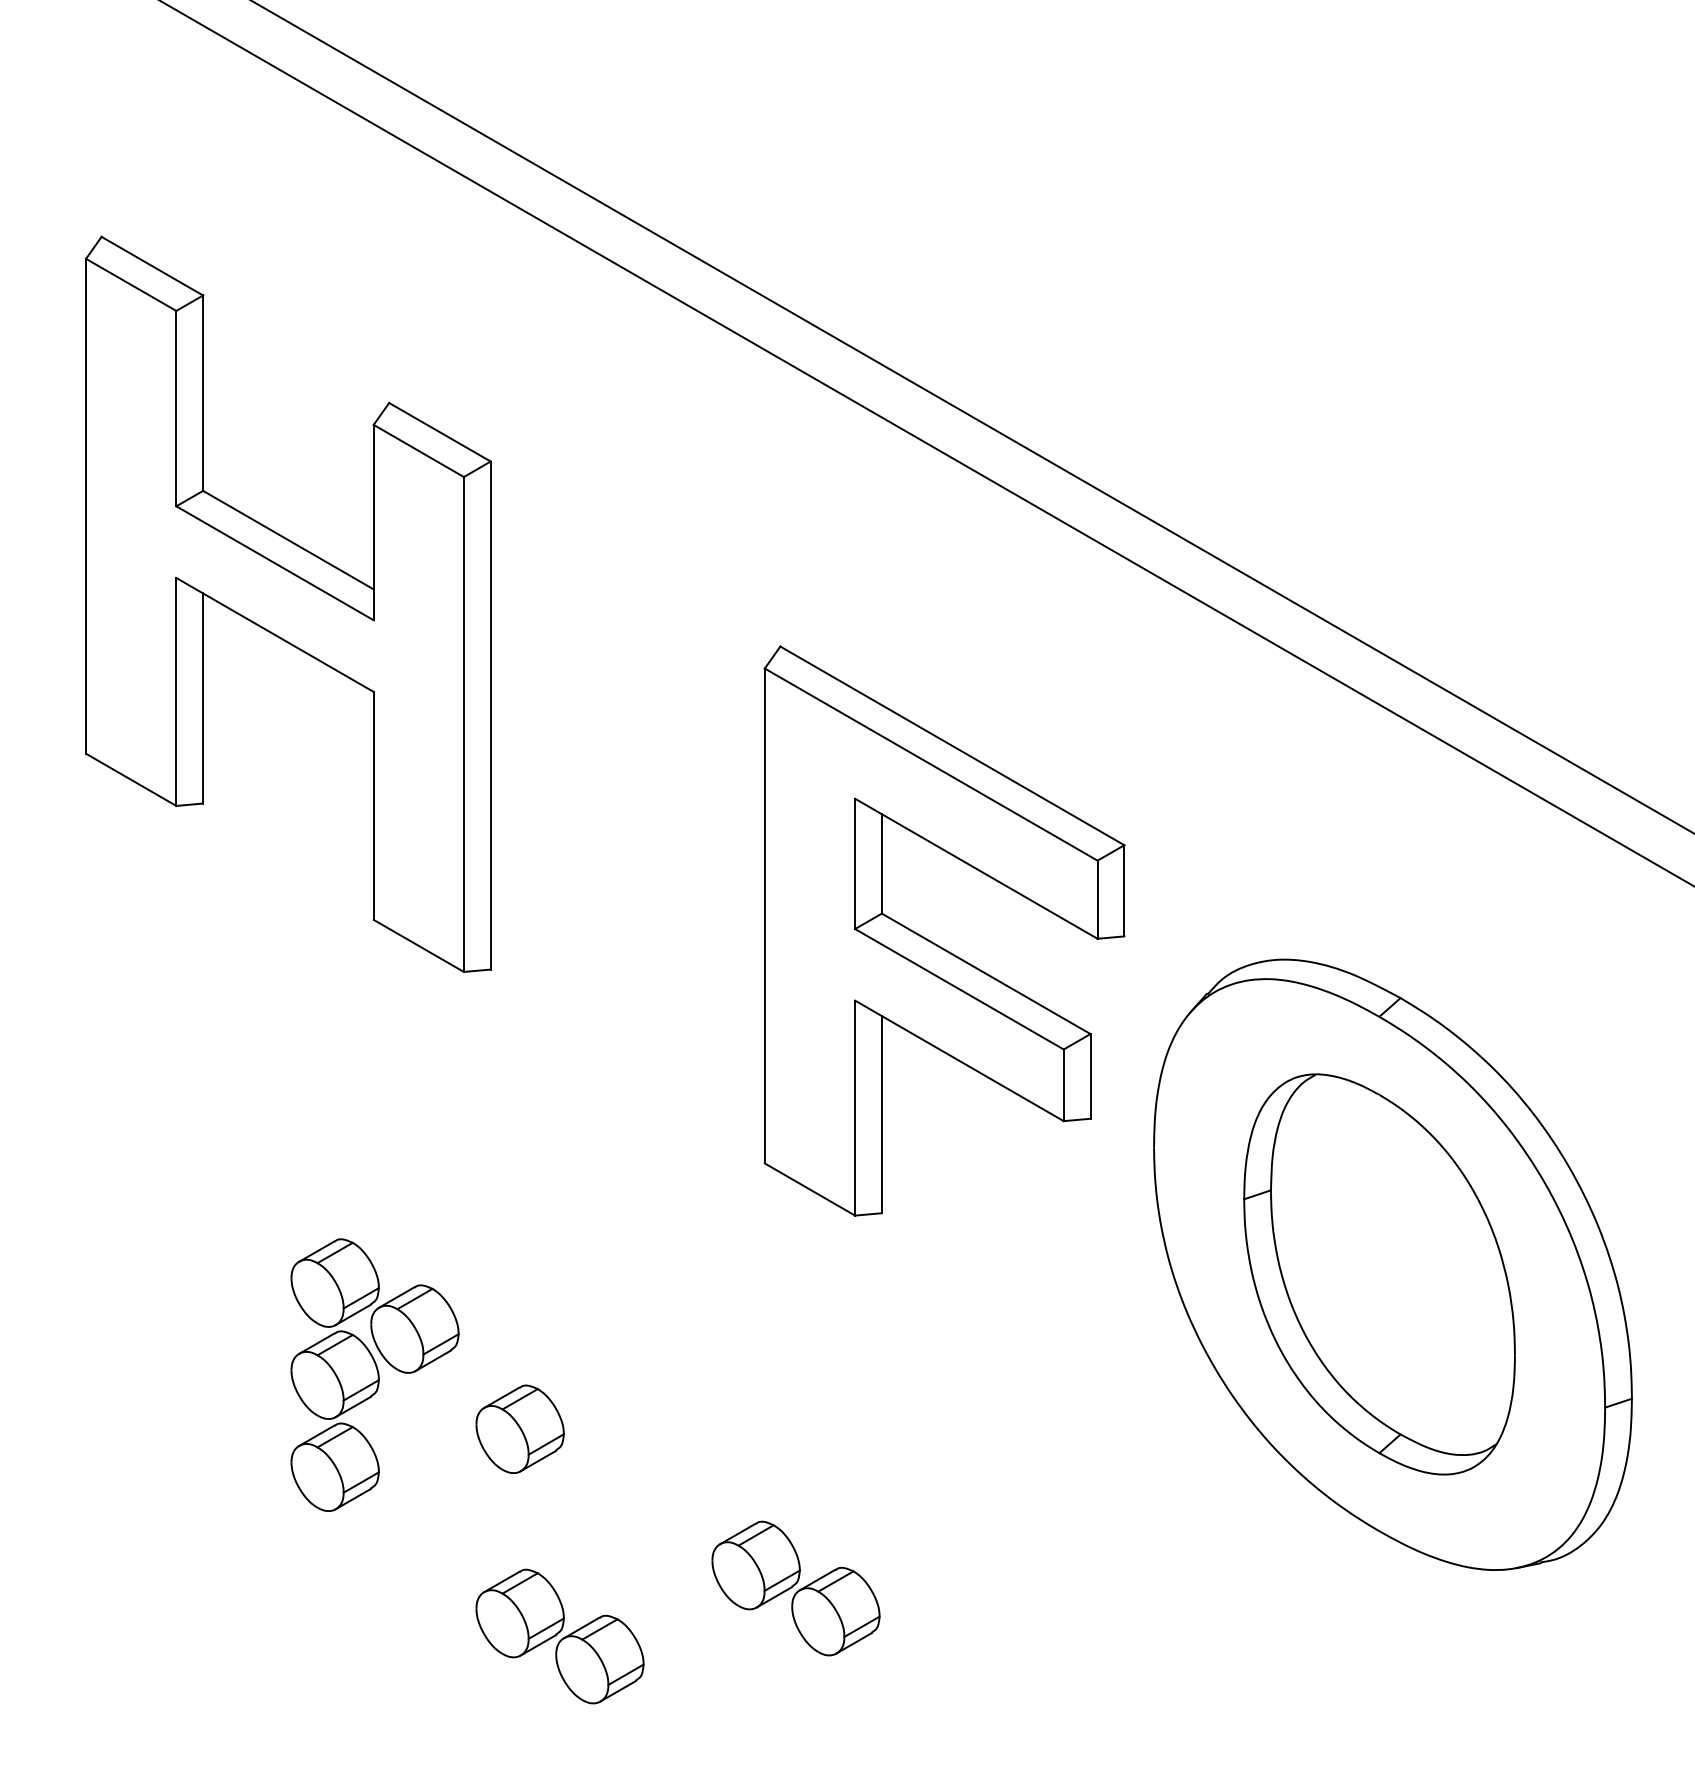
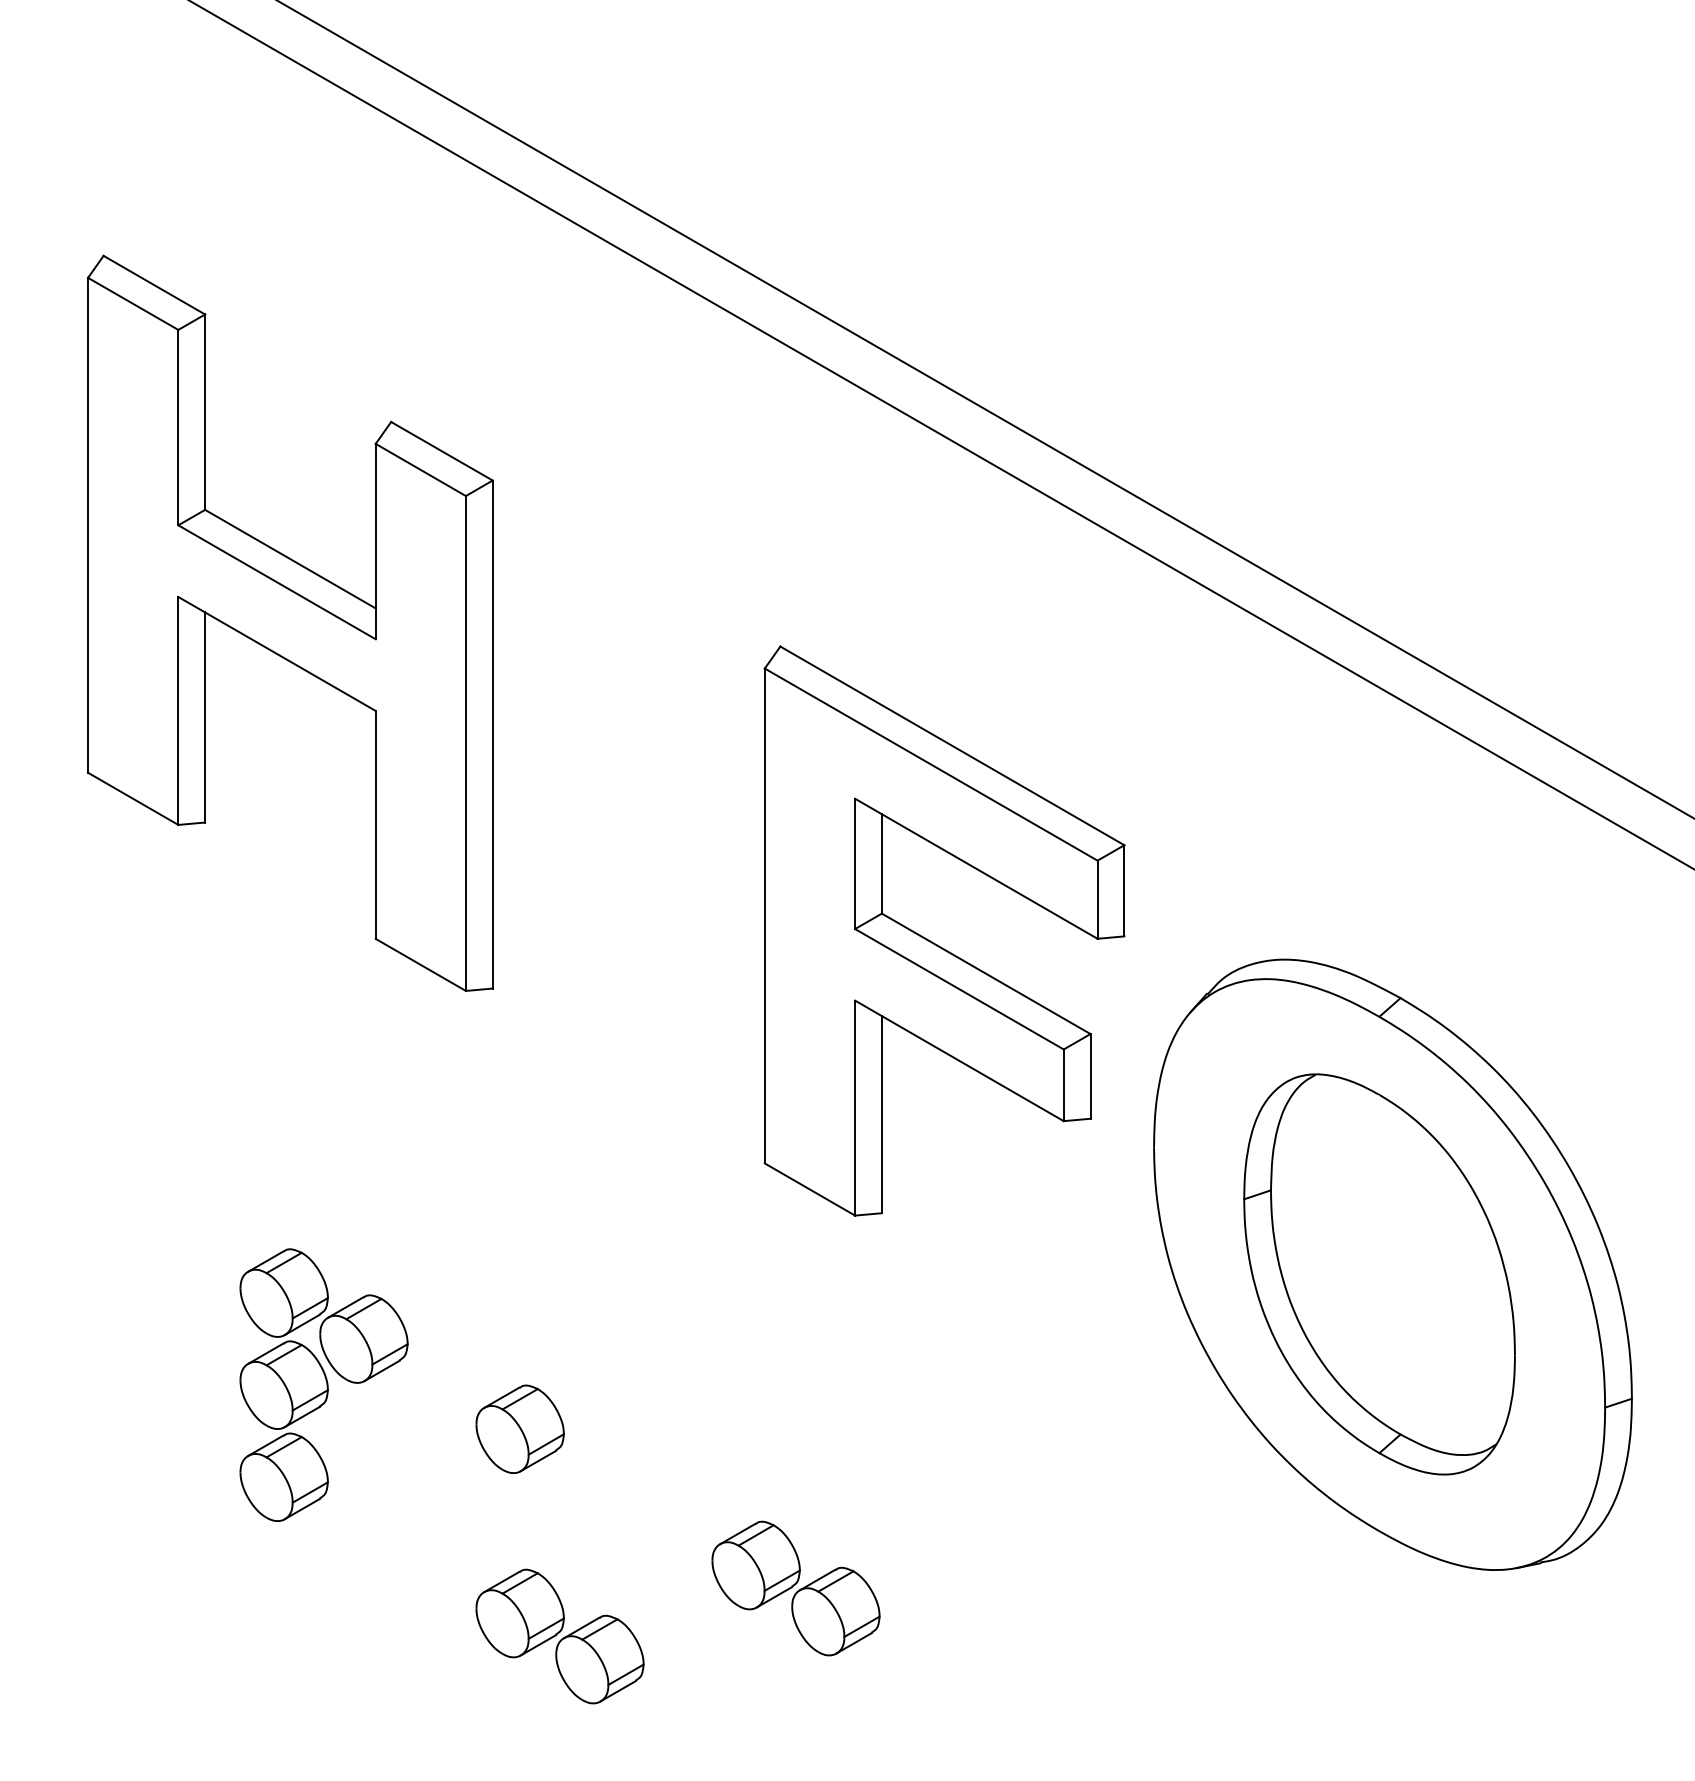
line position: (972, 416) -> (985, 409) (985, 409)
line position: (926, 443) -> (941, 434) (941, 434)
part position: (288, 603) -> (290, 622) (290, 622)
part position: (374, 1374) -> (323, 1384) (323, 1384)
